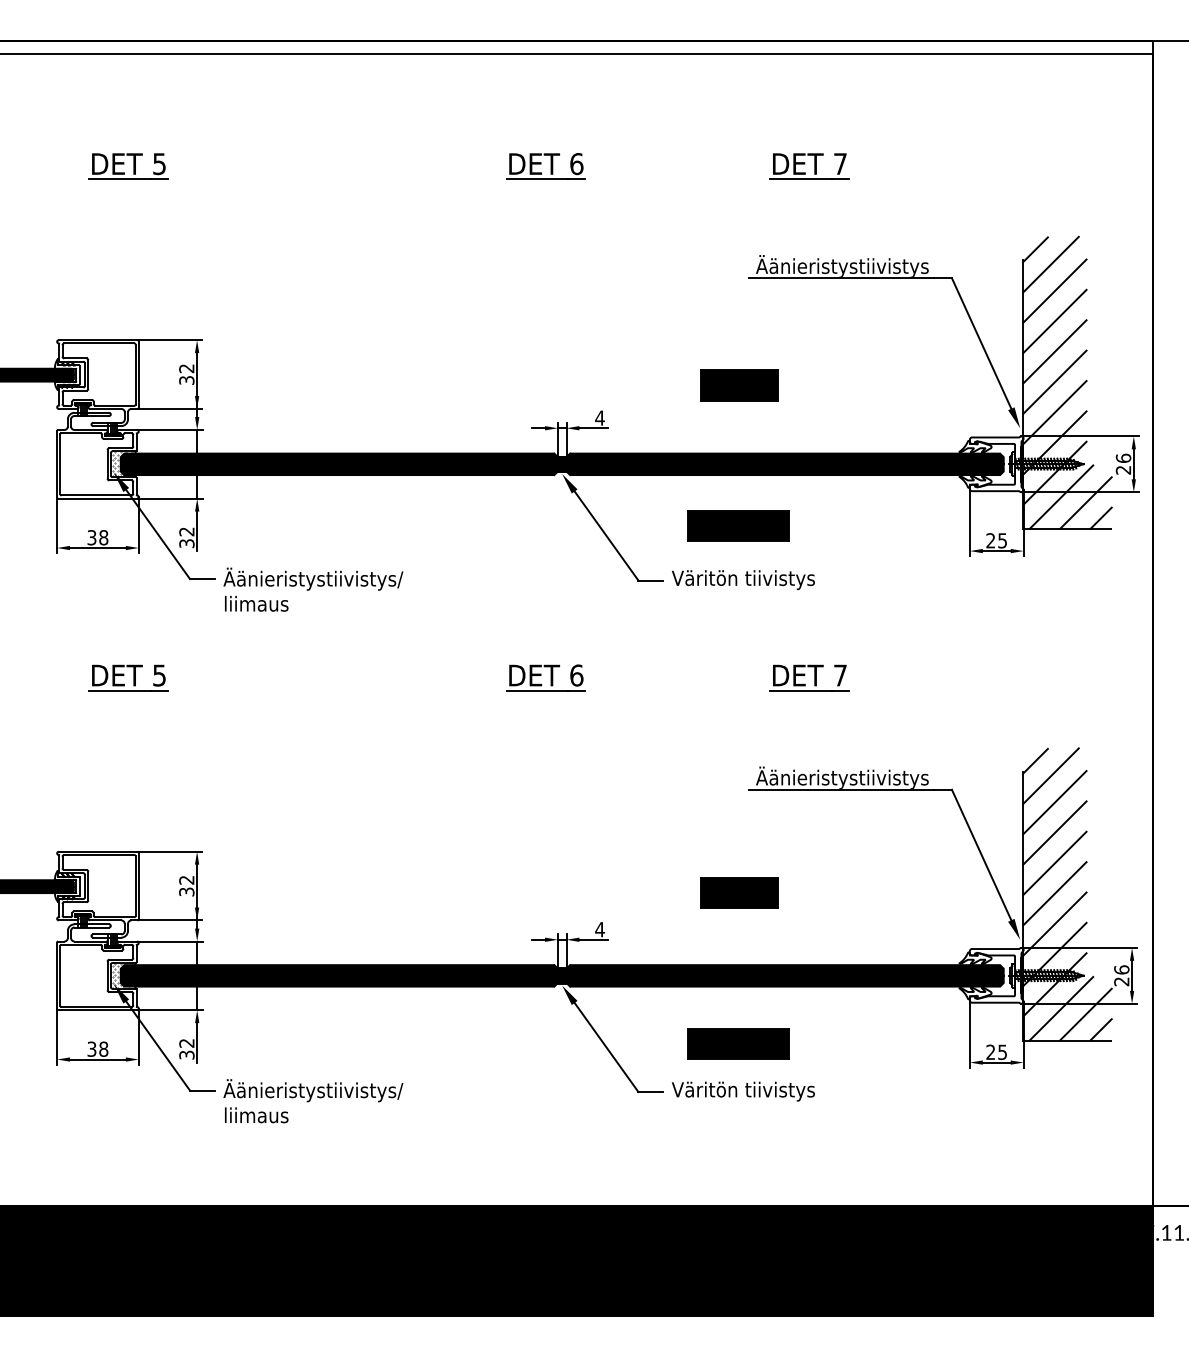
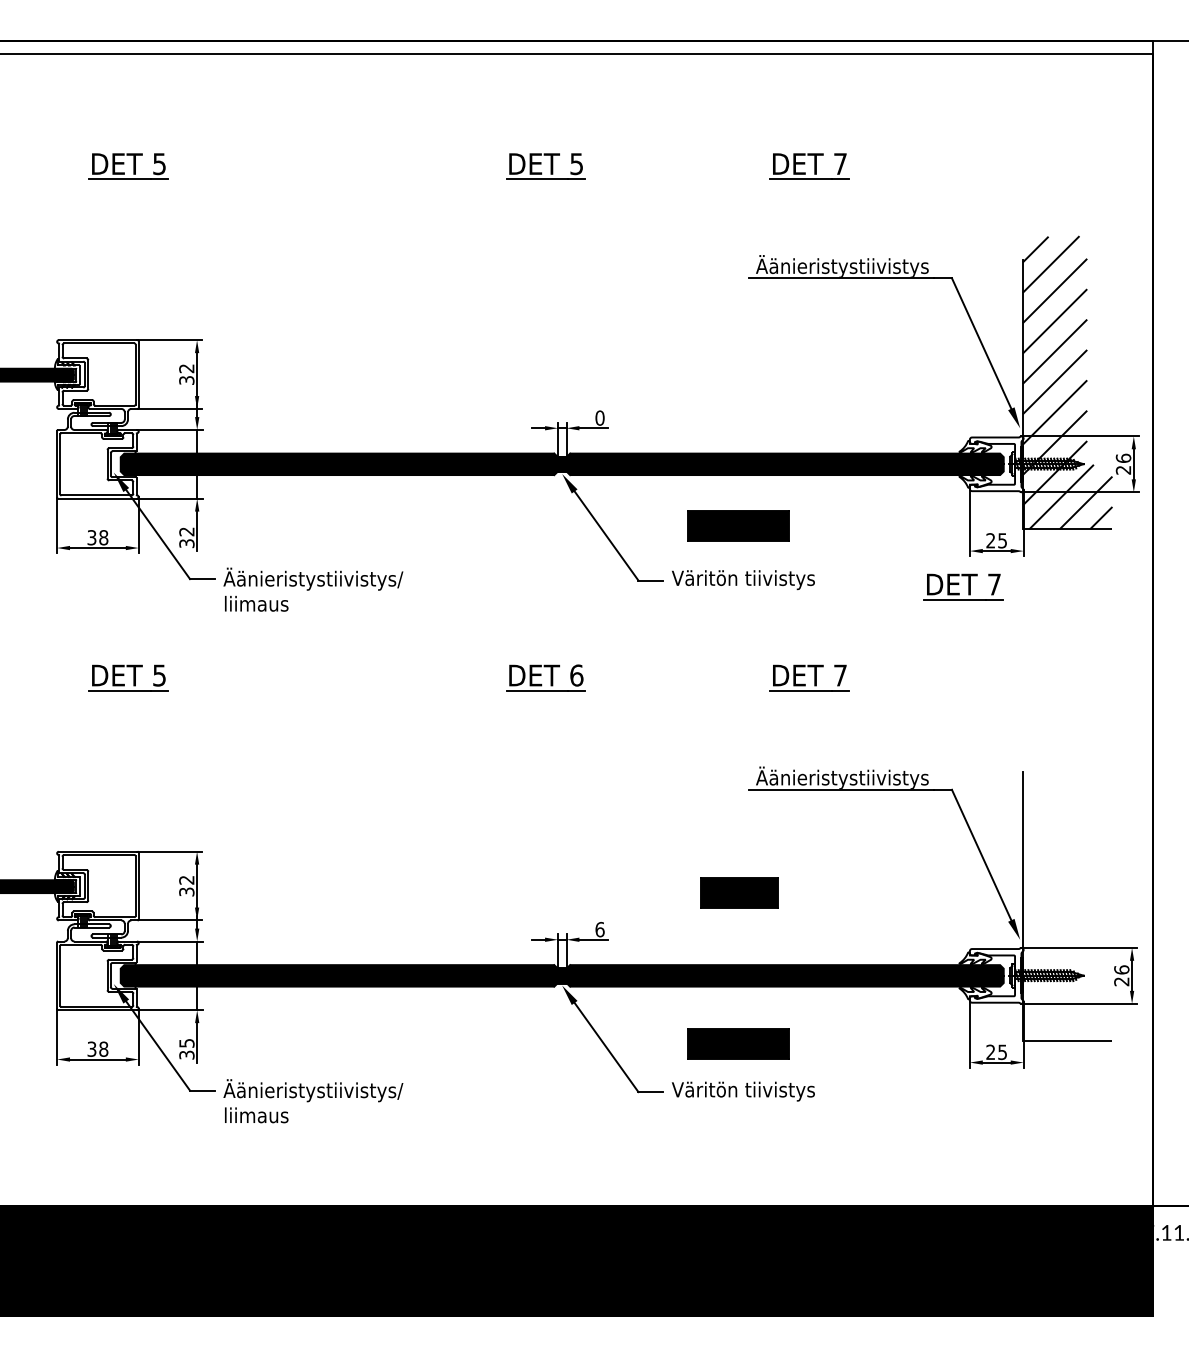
text: 6 -> 5 (576, 164)
part: present -> none (739, 385)
text: 4 -> 0 (599, 417)
hatch: present -> none (123, 464)
part: none -> present (963, 586)
hatch: present -> none (1067, 893)
text: 4 -> 6 (599, 929)
hatch: present -> none (123, 975)
text: 32 -> 35 (186, 1043)
